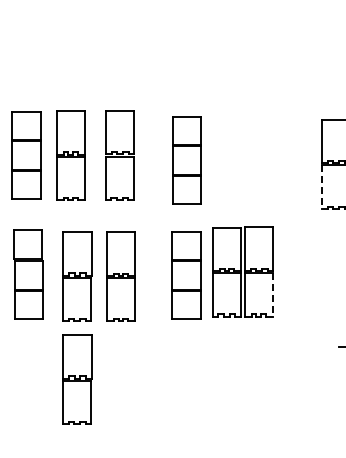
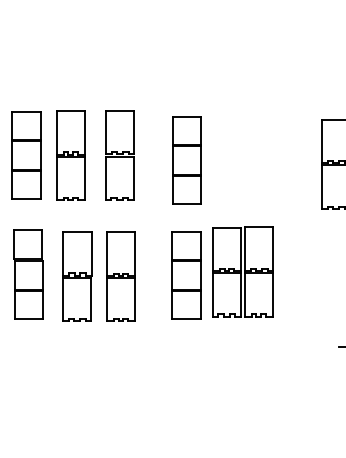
line: dashed -> solid (321, 187)
line: dashed -> solid (273, 294)
part: present -> none (77, 379)
